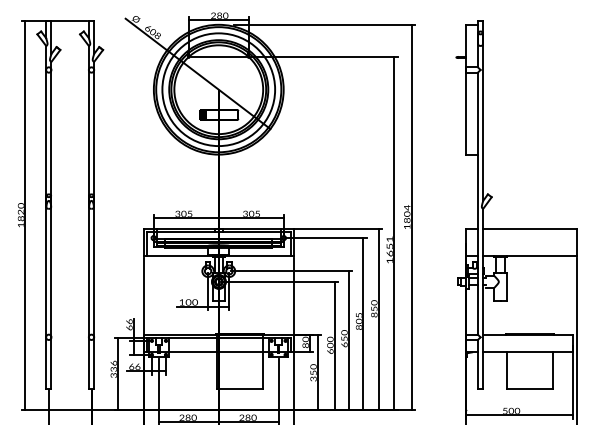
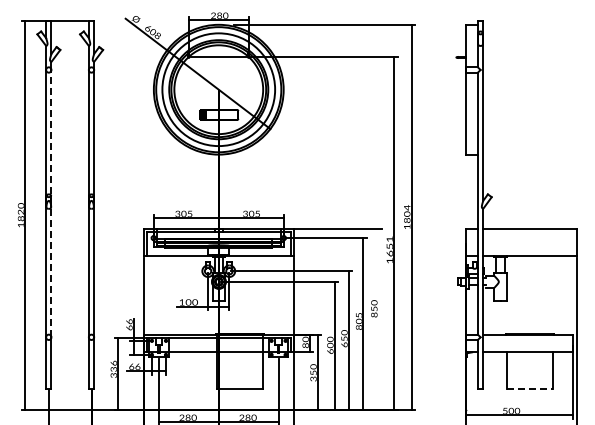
line: solid -> dashed (51, 203)
line: present -> none (378, 319)
line: solid -> dashed (530, 388)
